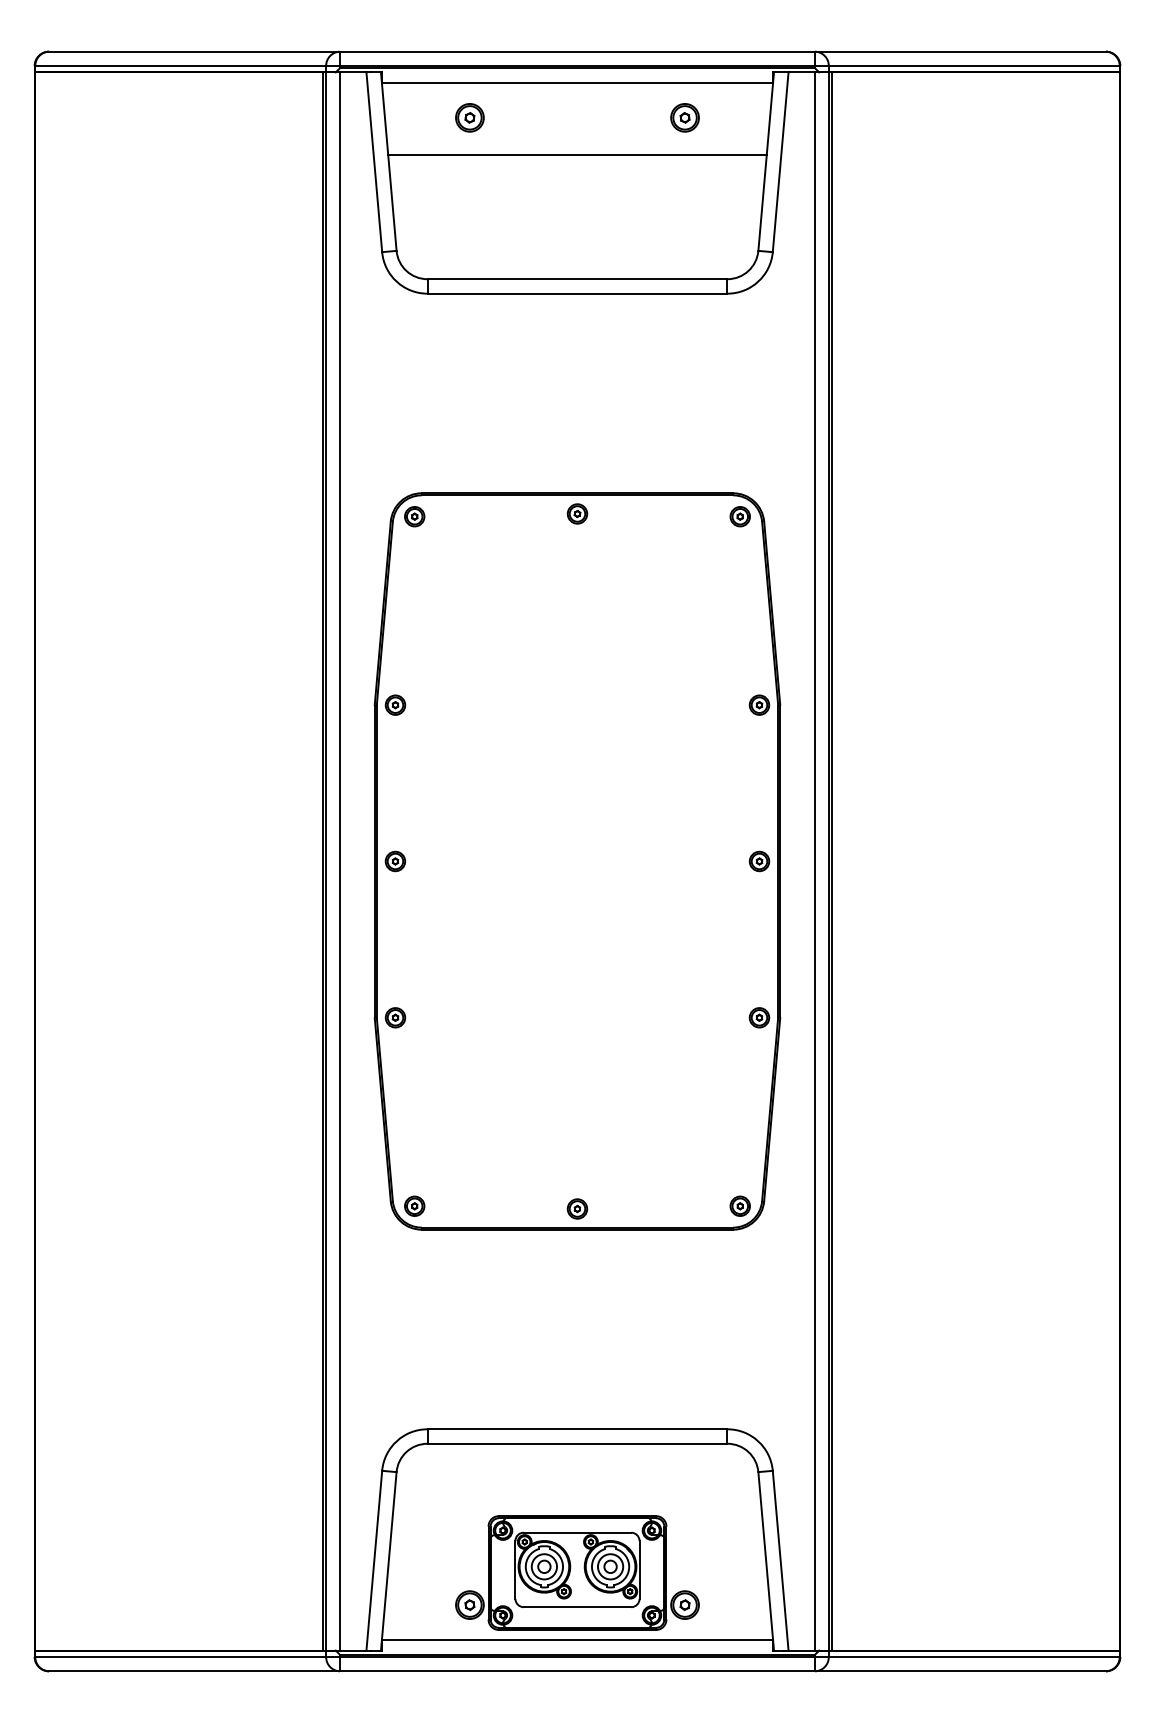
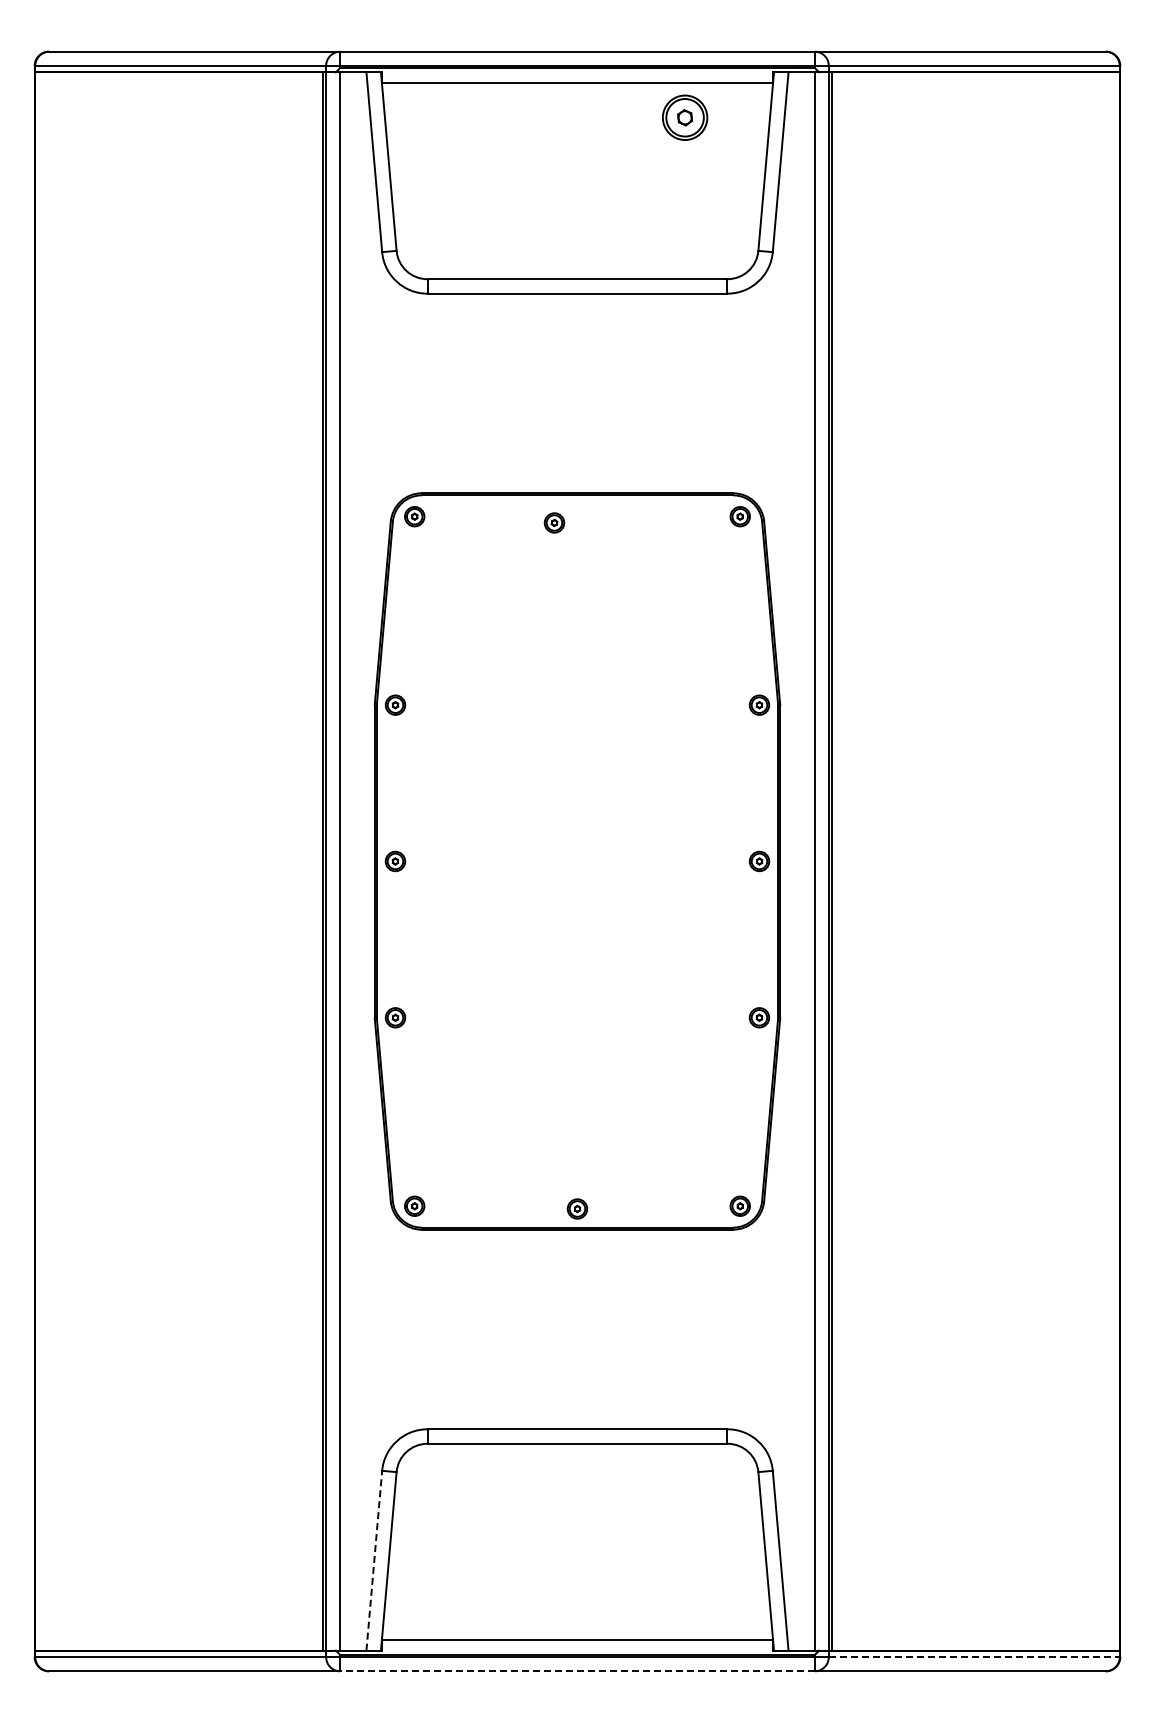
part: present -> none (469, 117)
part size: 30x30 px -> 47x47 px (685, 117)
line: present -> none (577, 155)
part position: (577, 513) -> (554, 522) (554, 522)
line: solid -> dashed (374, 1560)
part: present -> none (577, 1572)
line: solid -> dashed (974, 1656)
line: solid -> dashed (577, 1671)
